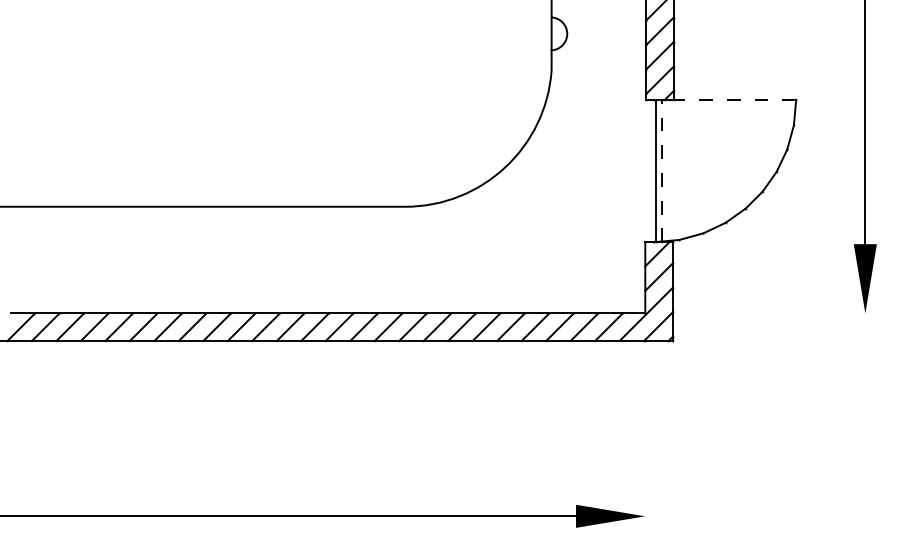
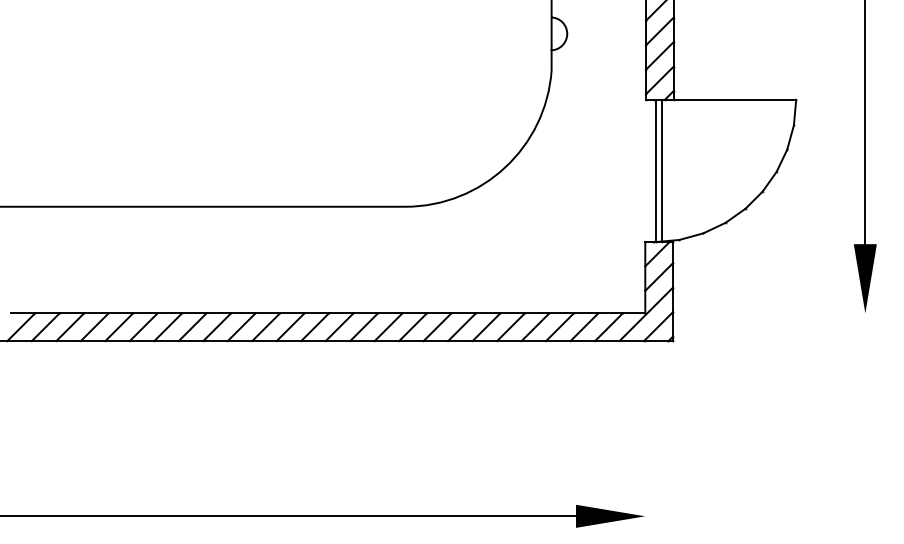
line: dashed -> solid (734, 99)
line: dashed -> solid (661, 170)
